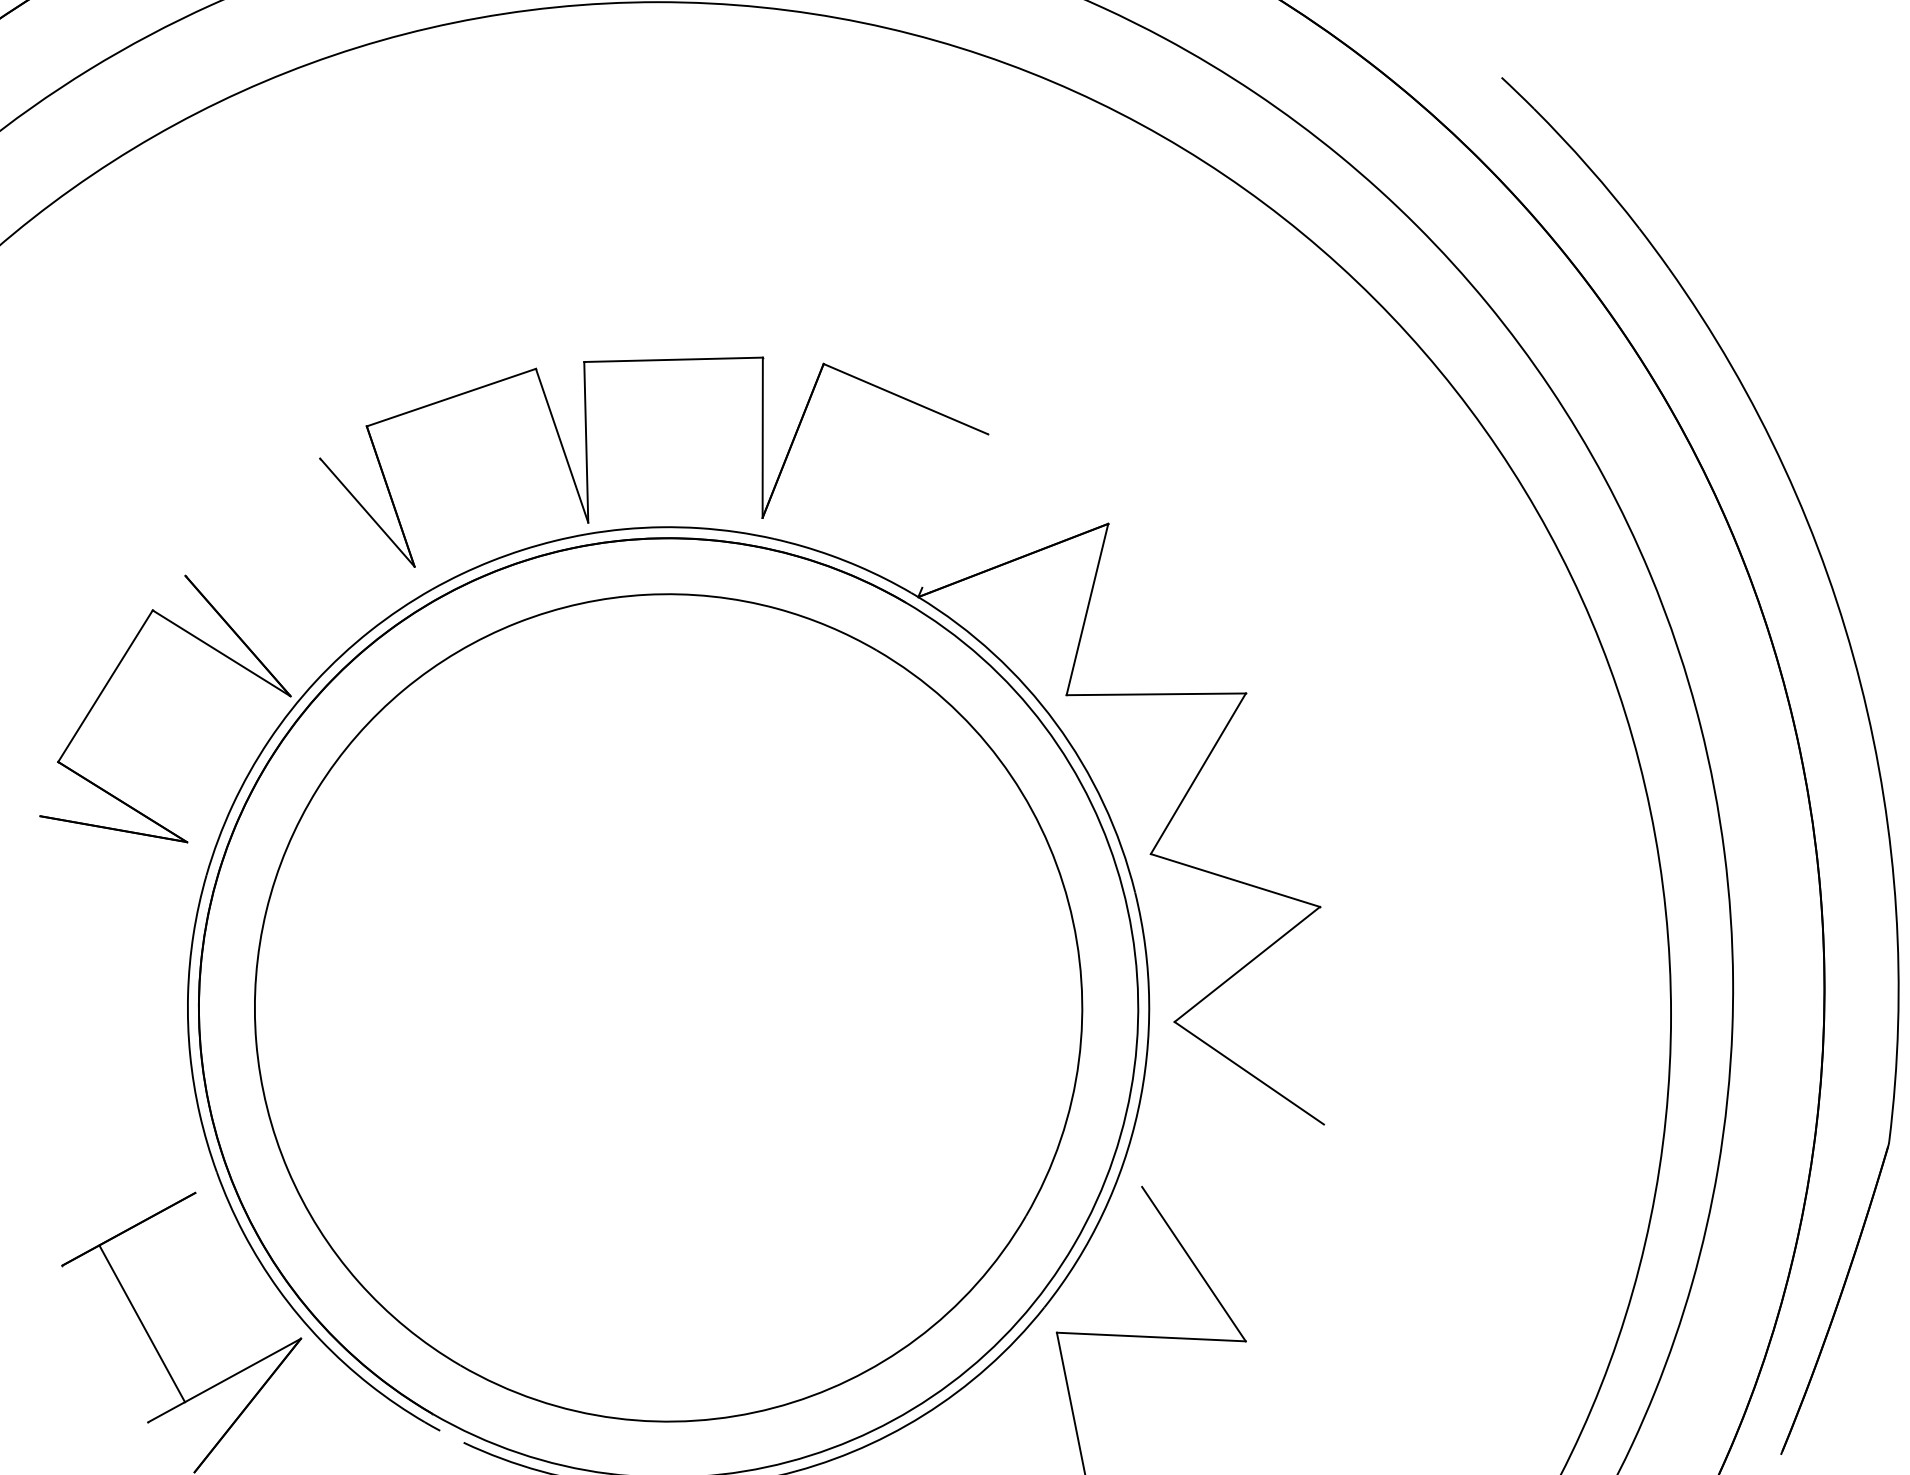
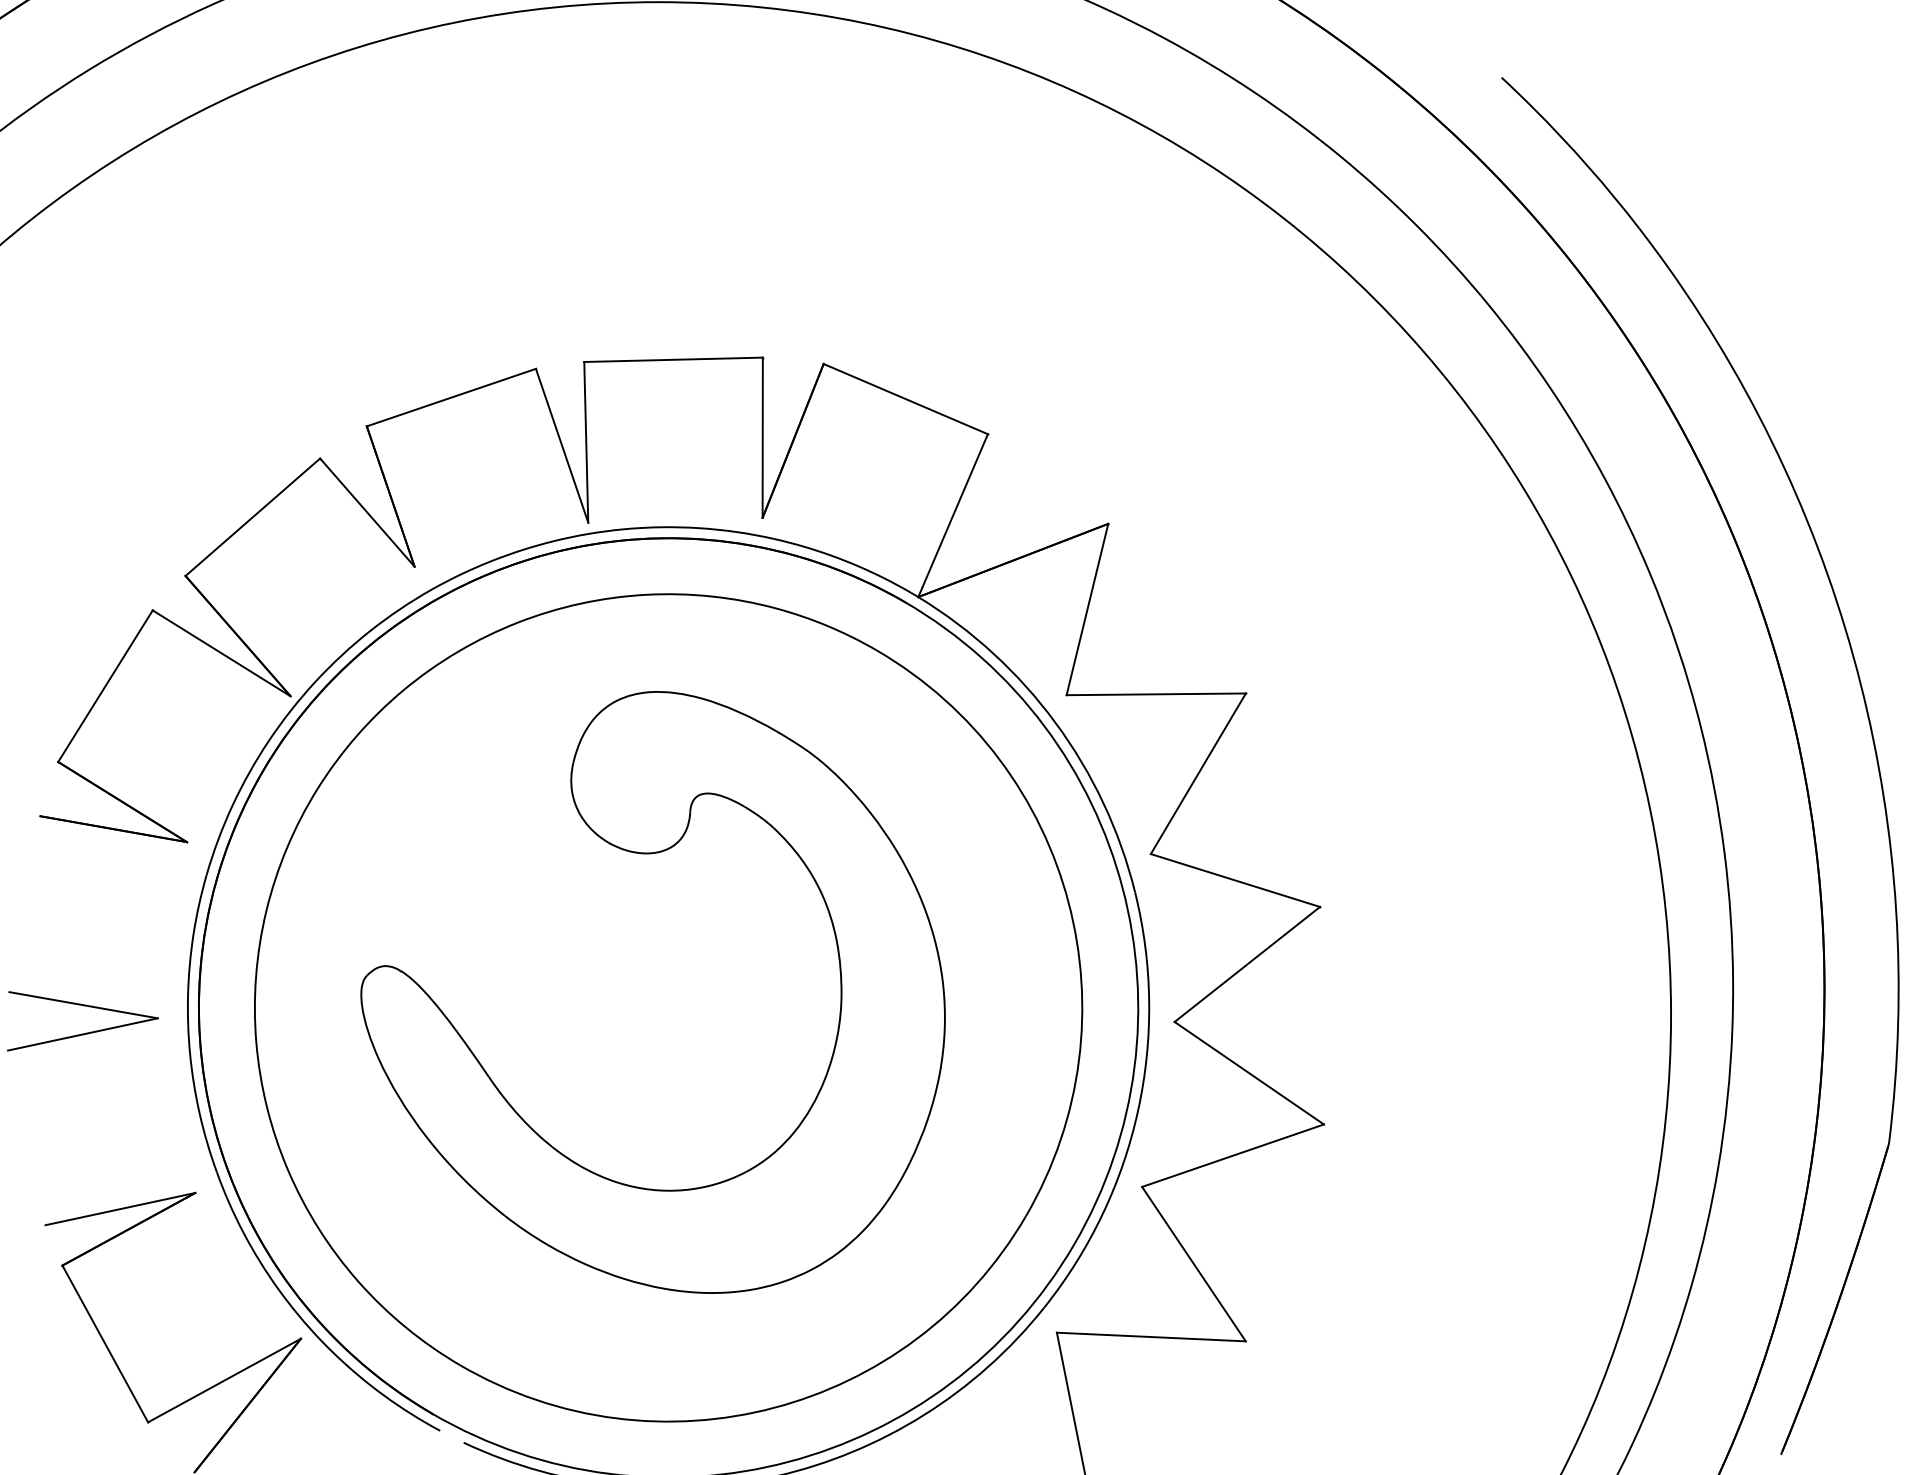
line: none -> present (954, 510)
line: none -> present (252, 516)
part: none -> present (651, 854)
part: none -> present (86, 1032)
line: none -> present (1232, 1155)
line: none -> present (120, 1208)
line position: (142, 1323) -> (105, 1343) (105, 1343)
